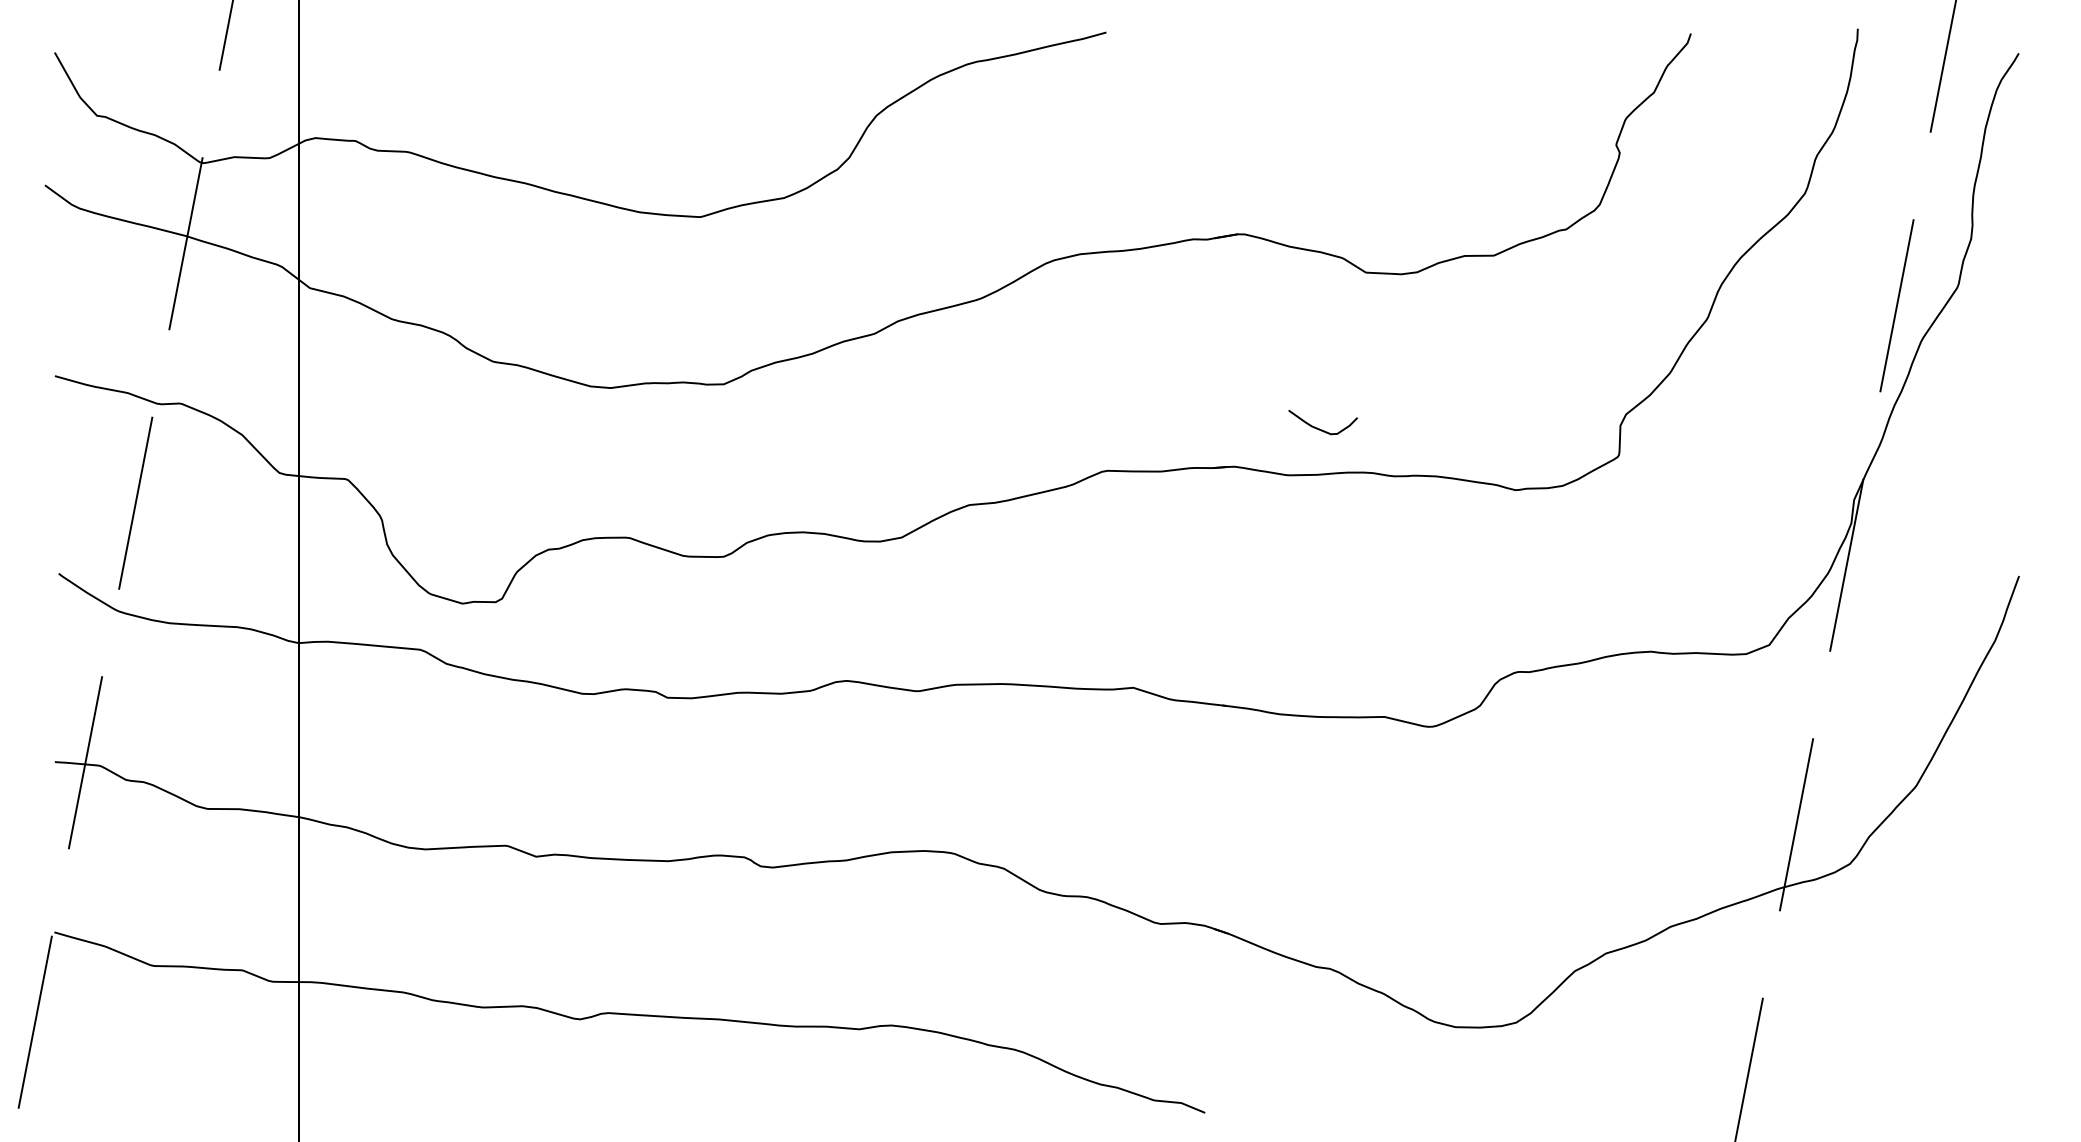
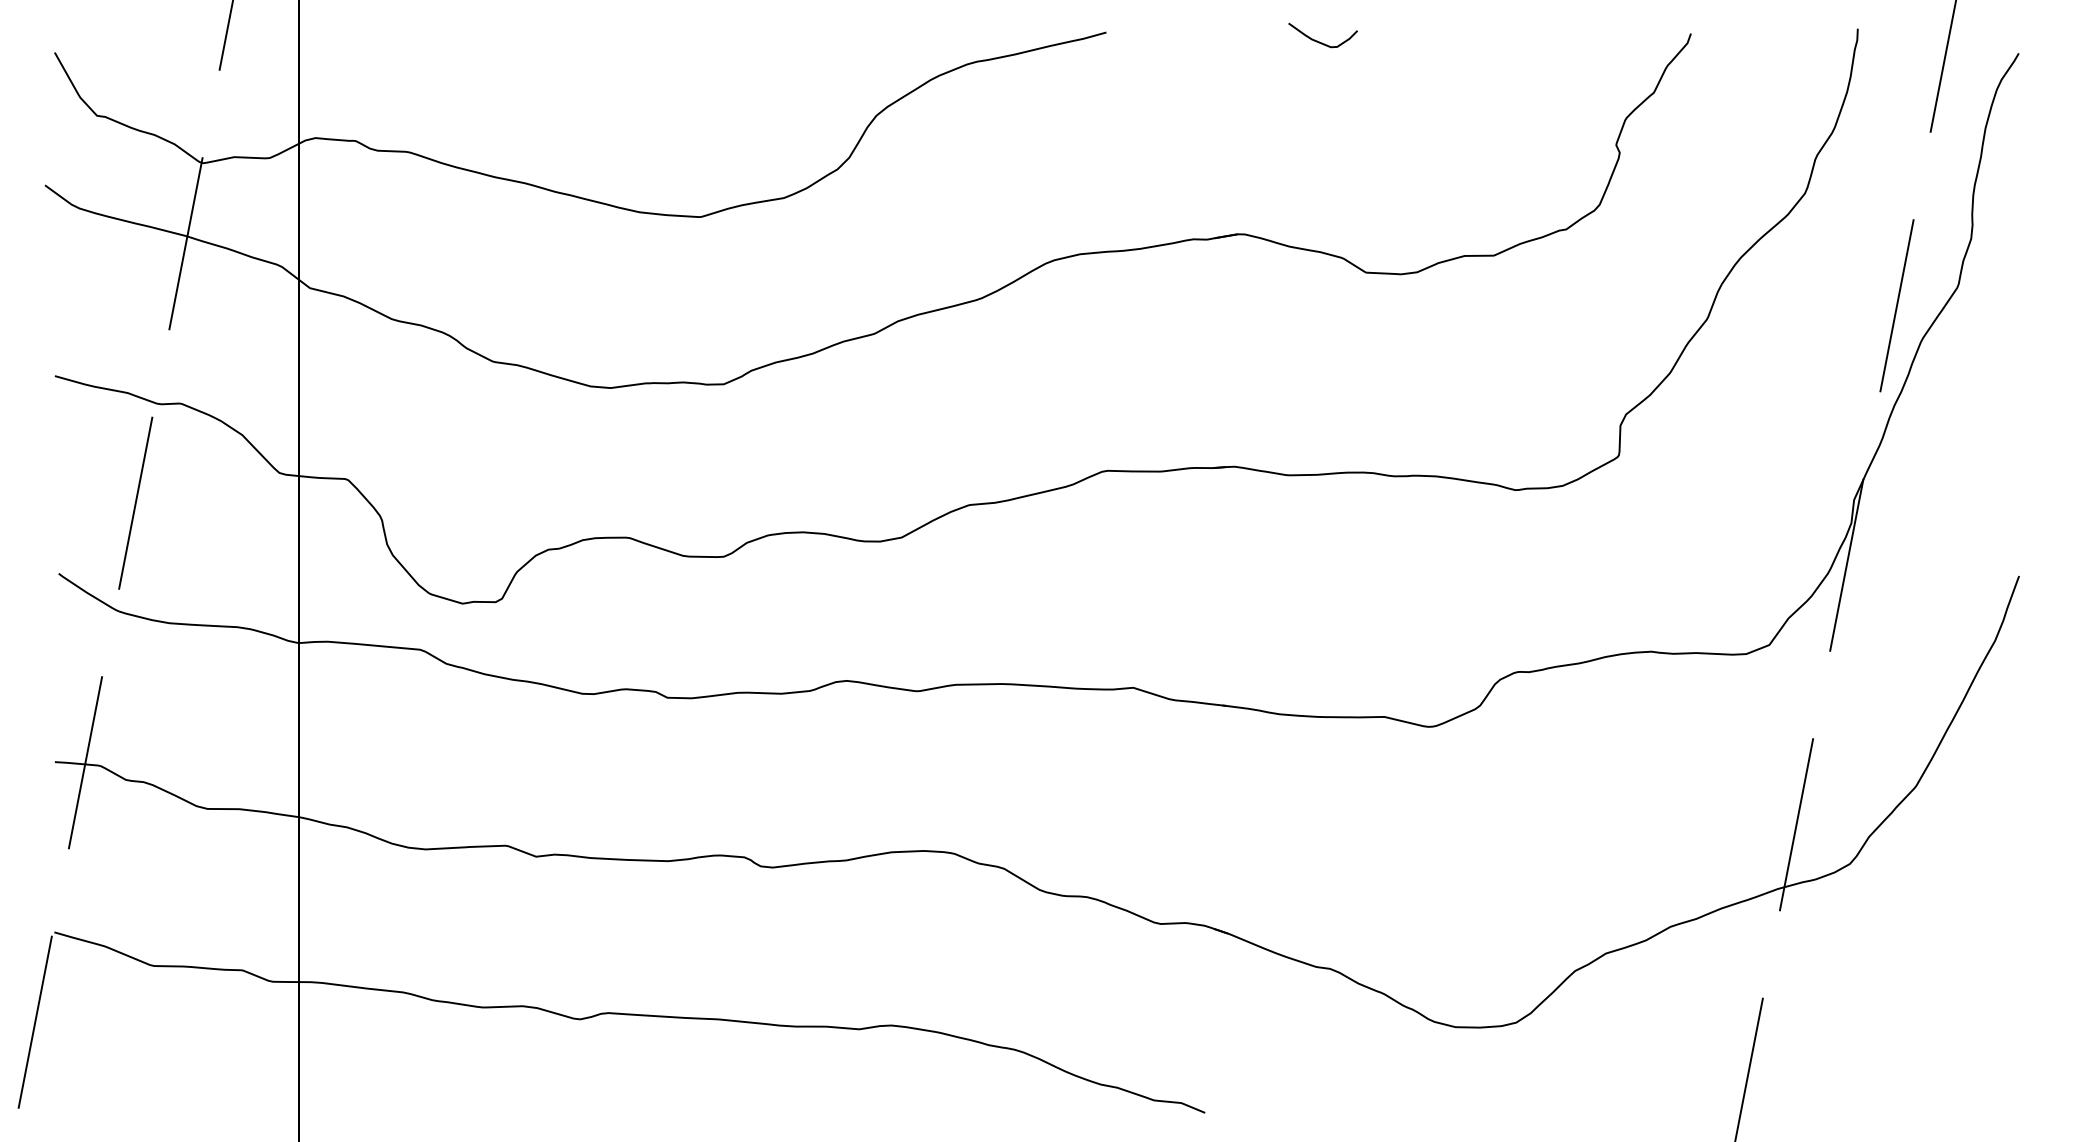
curve position: (1319, 428) -> (1319, 41) (1319, 41)
